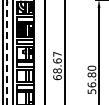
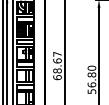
line: dashed -> solid (7, 53)
